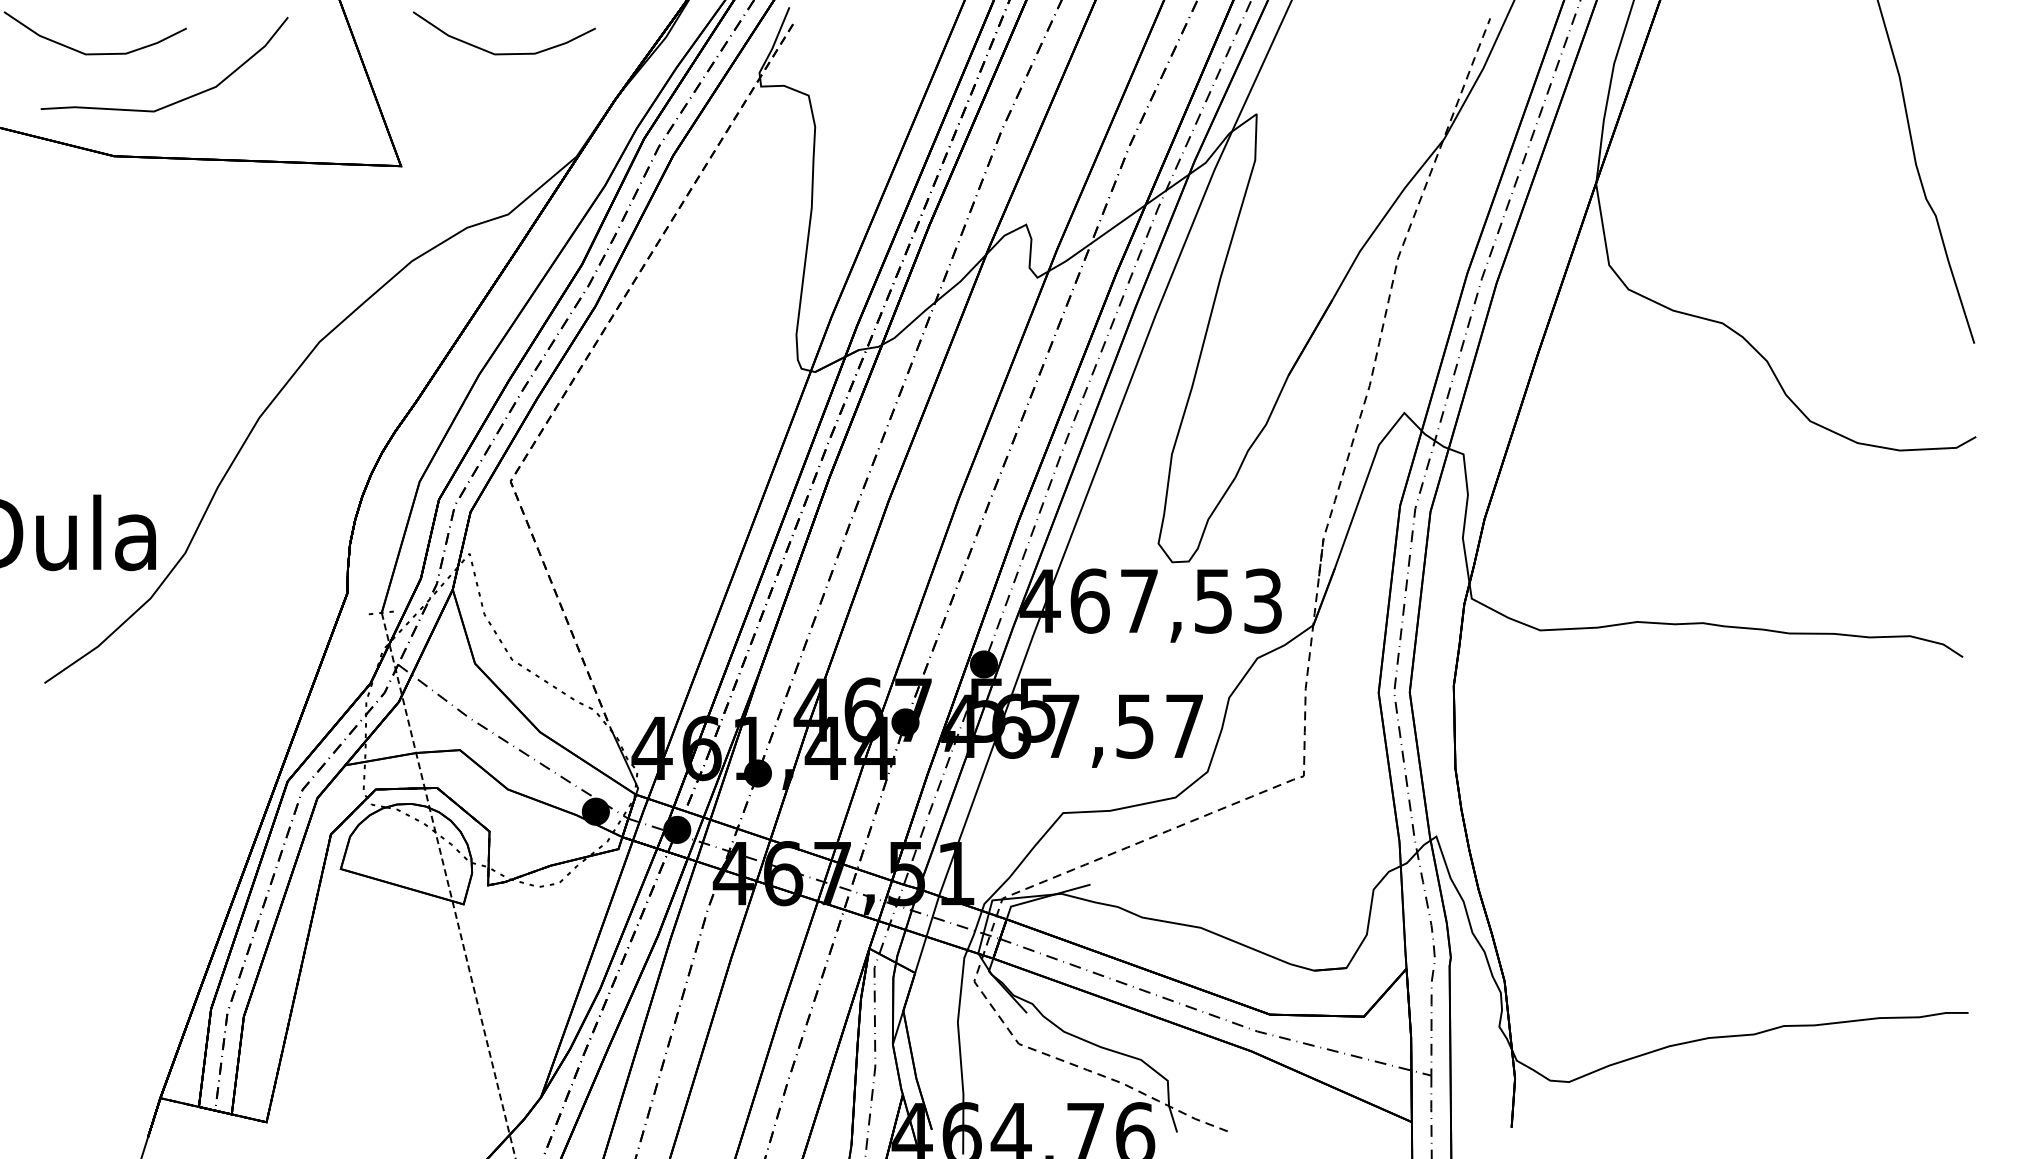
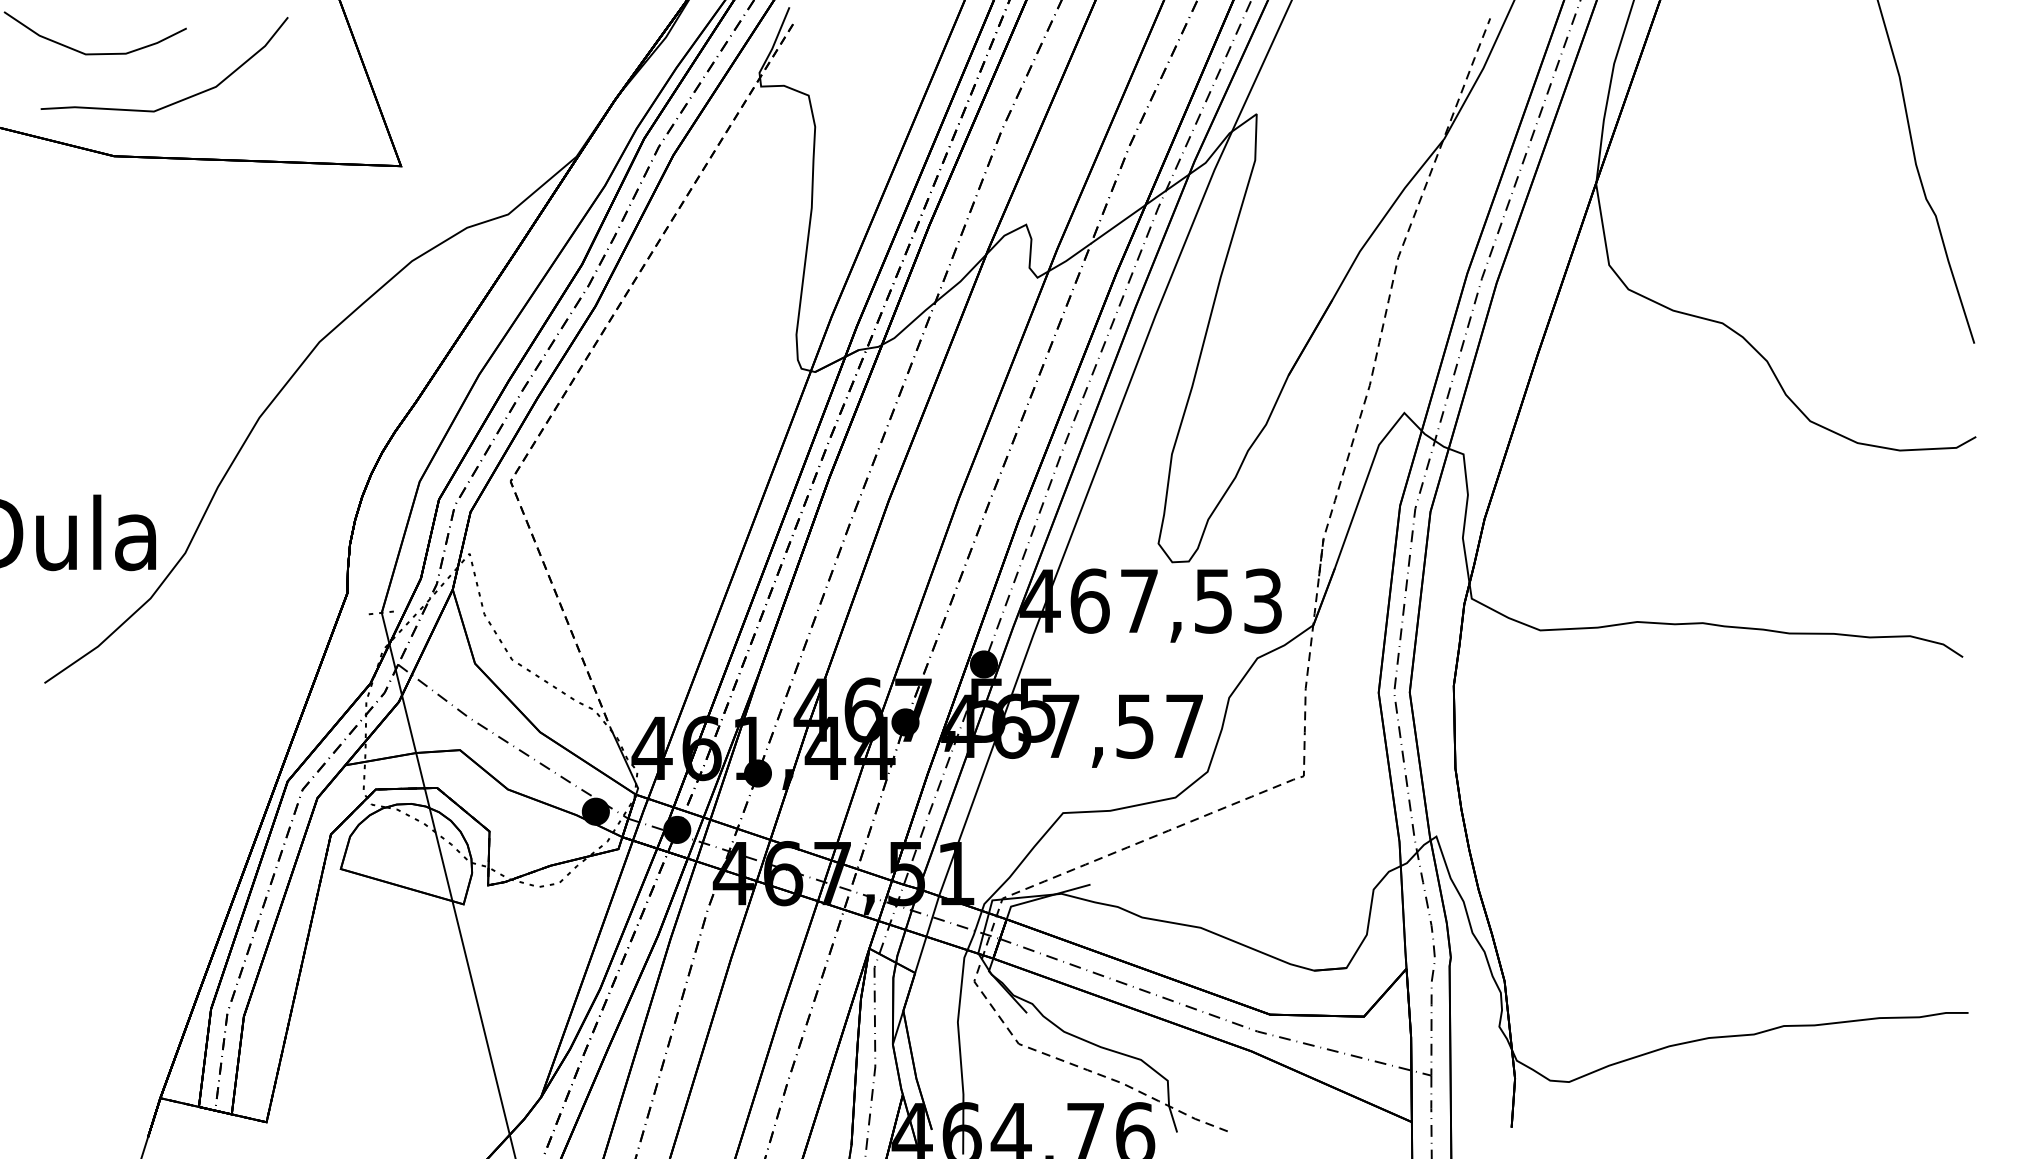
curve: present -> none (503, 53)
line: dashed -> solid (448, 885)
